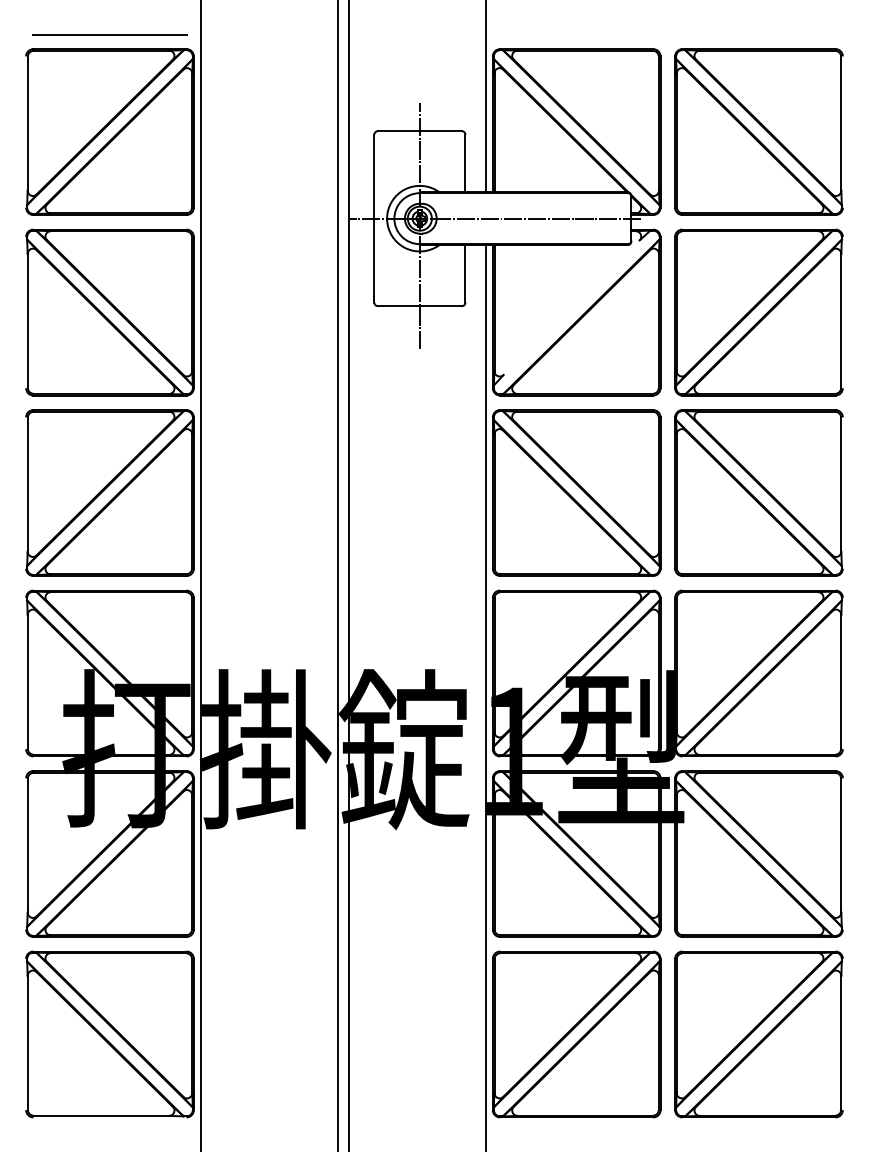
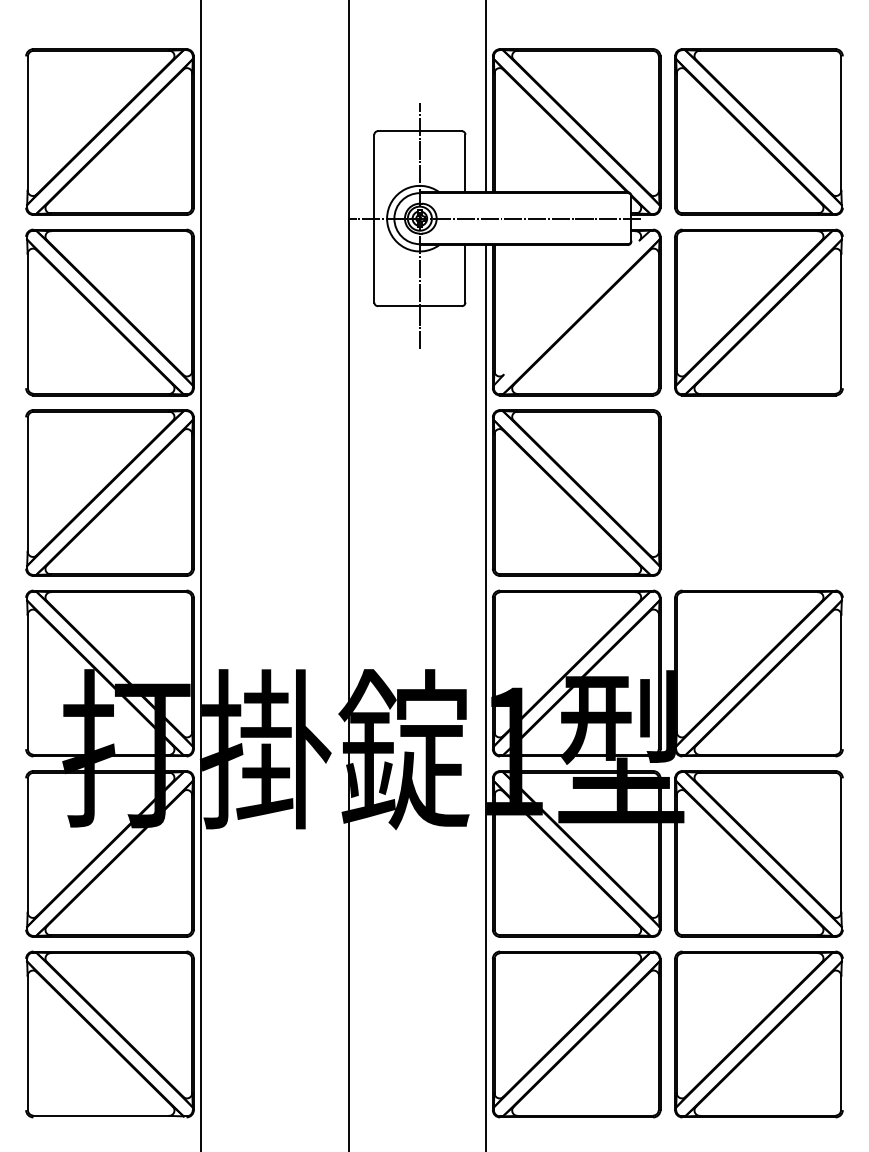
line: present -> none (109, 34)
part: present -> none (758, 492)
line: present -> none (337, 575)
